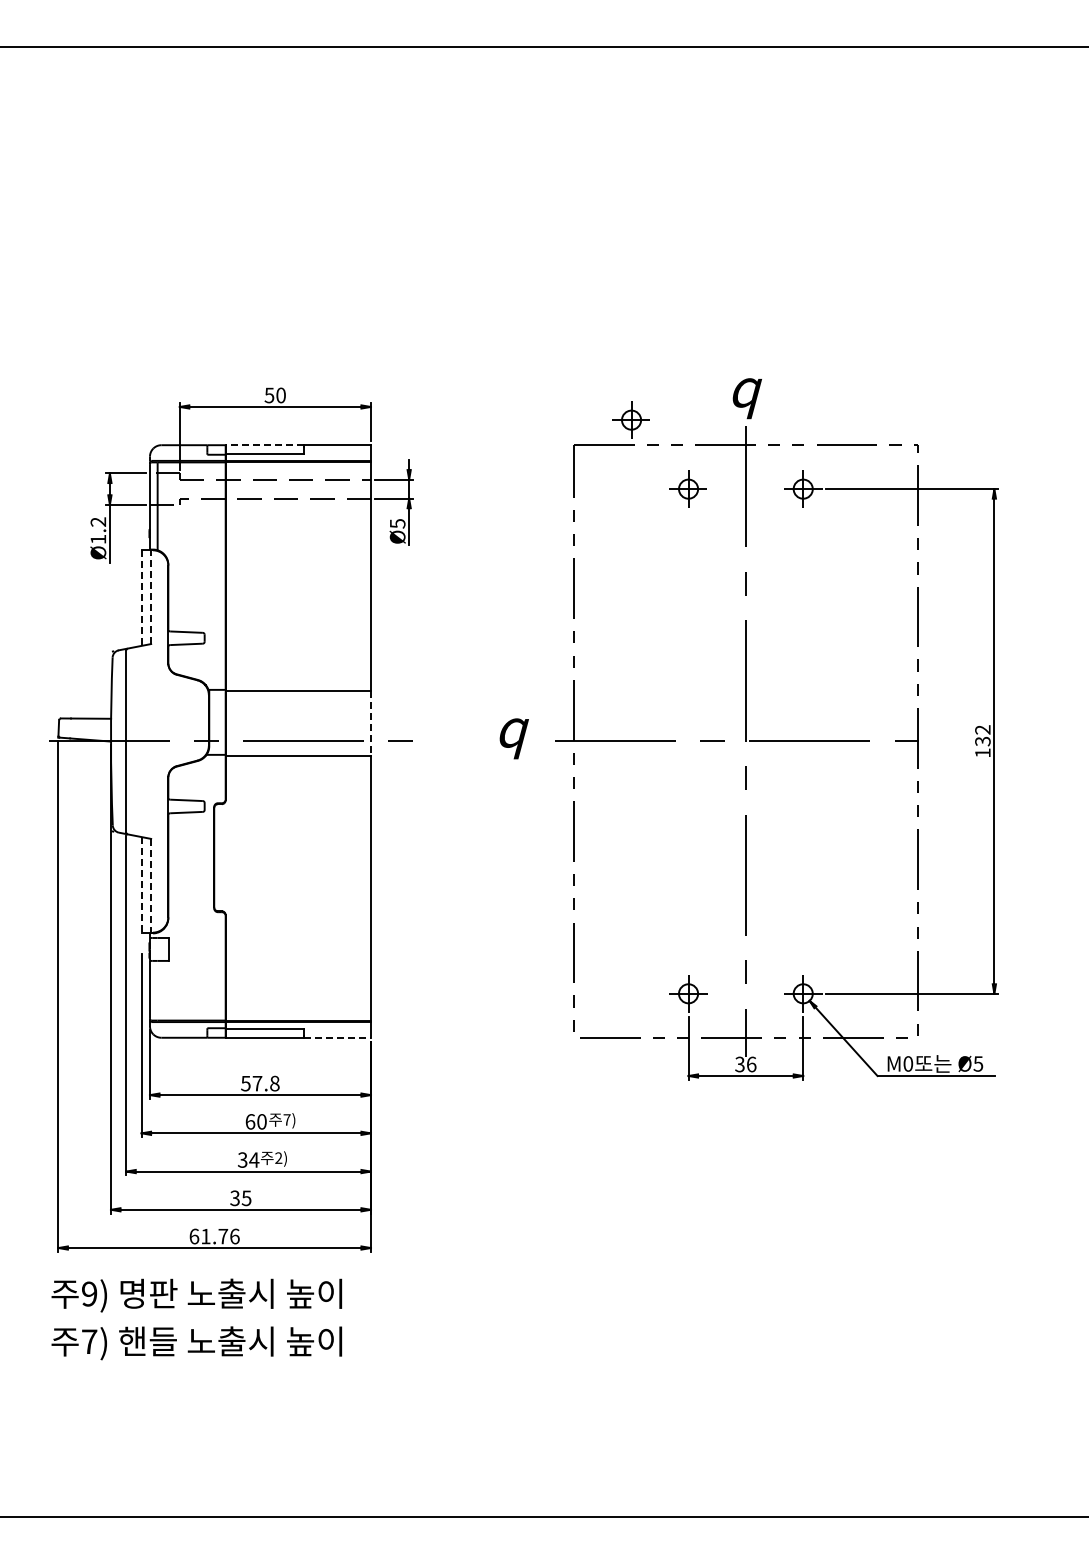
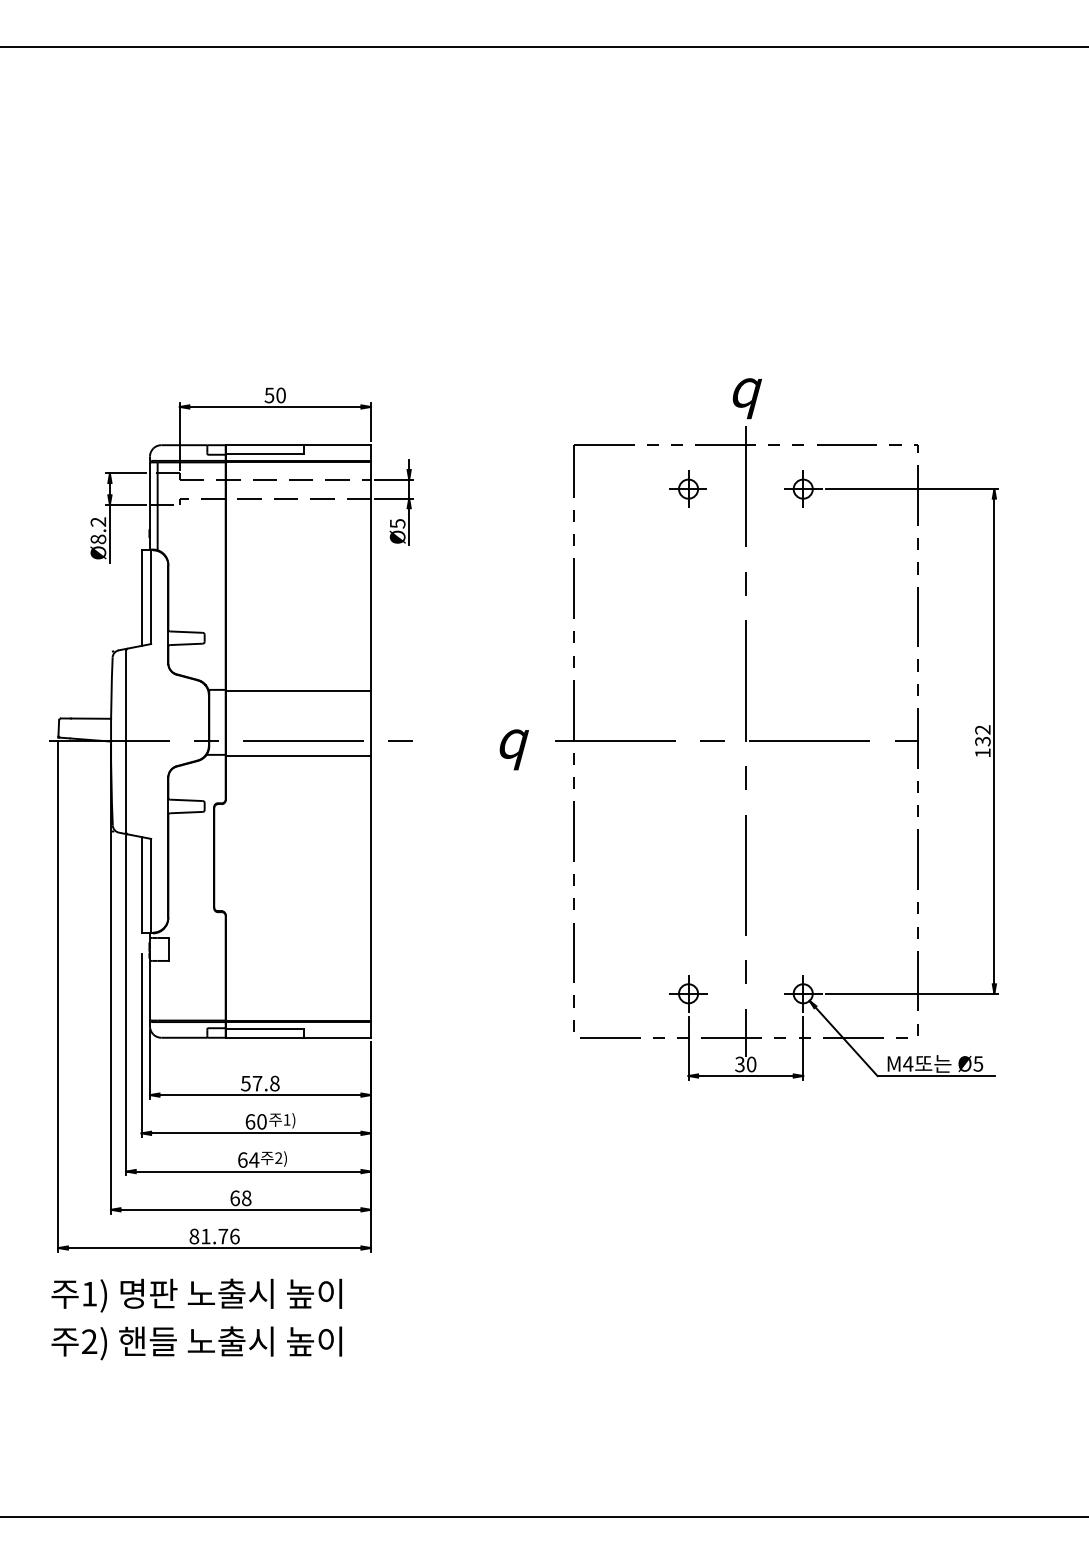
part: present -> none (630, 419)
line: dashed -> solid (264, 445)
text: Ø1.2 -> Ø8.2 (98, 539)
line: dashed -> solid (151, 597)
line: dashed -> solid (141, 598)
line: dashed -> solid (370, 723)
text position: (513, 738) -> (513, 749) (513, 749)
line: dashed -> solid (141, 884)
line: dashed -> solid (151, 885)
line: dashed -> solid (338, 1037)
text: M0 -> M4 (908, 1063)
text: 36 -> 30 (751, 1064)
text: 7) -> 1) (286, 1119)
text: 34 -> 64 (242, 1159)
text: 35 -> 68 (240, 1198)
text: 61.76 -> 81.76 (194, 1236)
text: 9) -> 1) (89, 1293)
text: 7) -> 2) (89, 1341)
